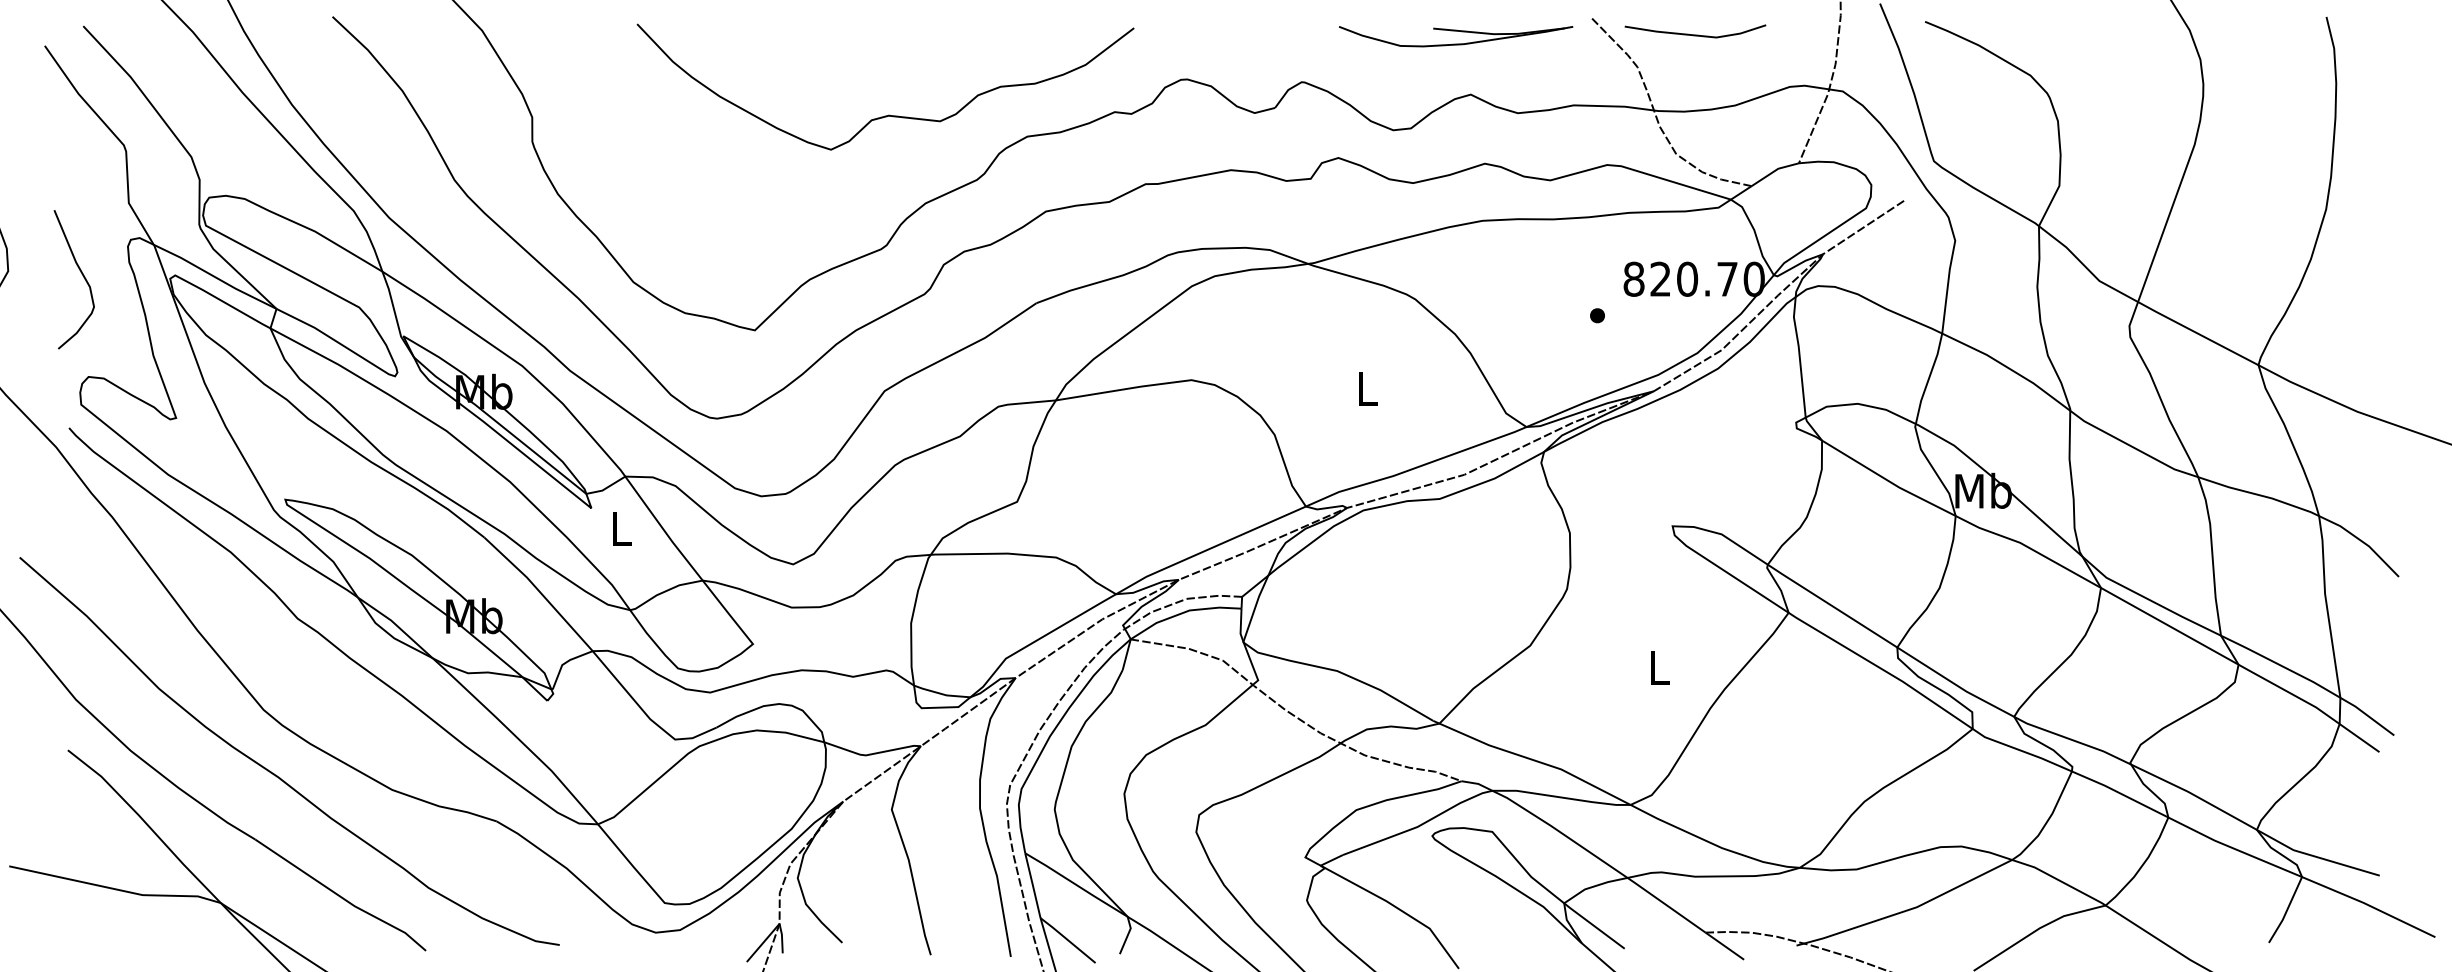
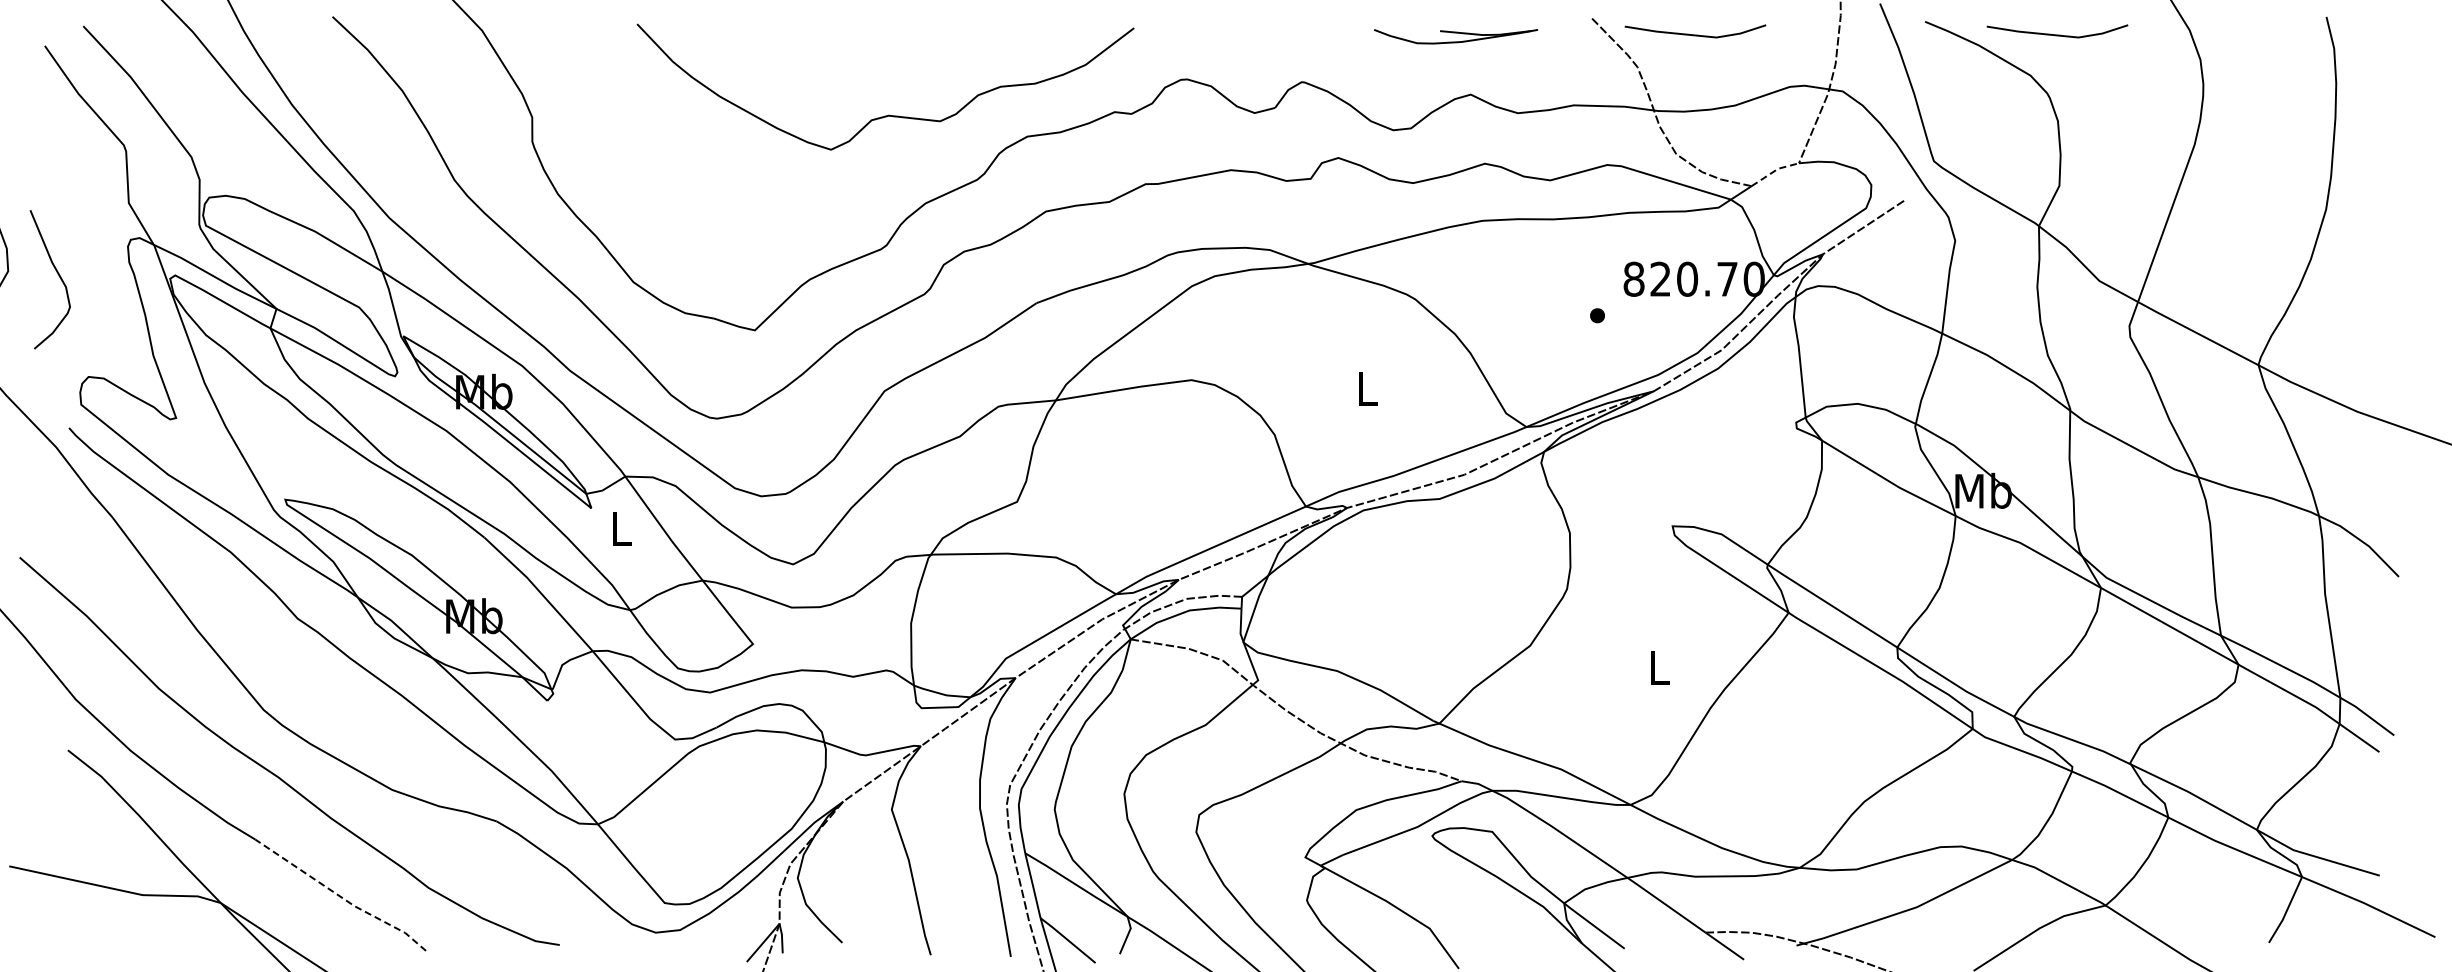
line: none -> present (2057, 34)
part size: 236x22 px -> 164x16 px (1455, 36)
line: solid -> dashed (1774, 170)
curve position: (81, 274) -> (57, 274) (57, 274)
line: solid -> dashed (341, 897)
